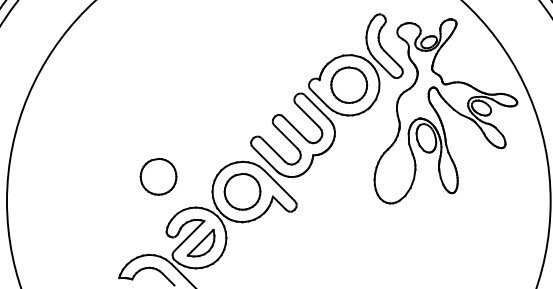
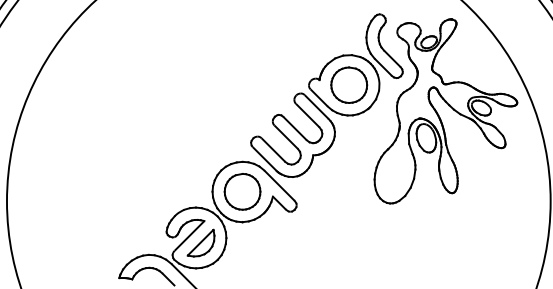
part: present -> none (158, 176)
